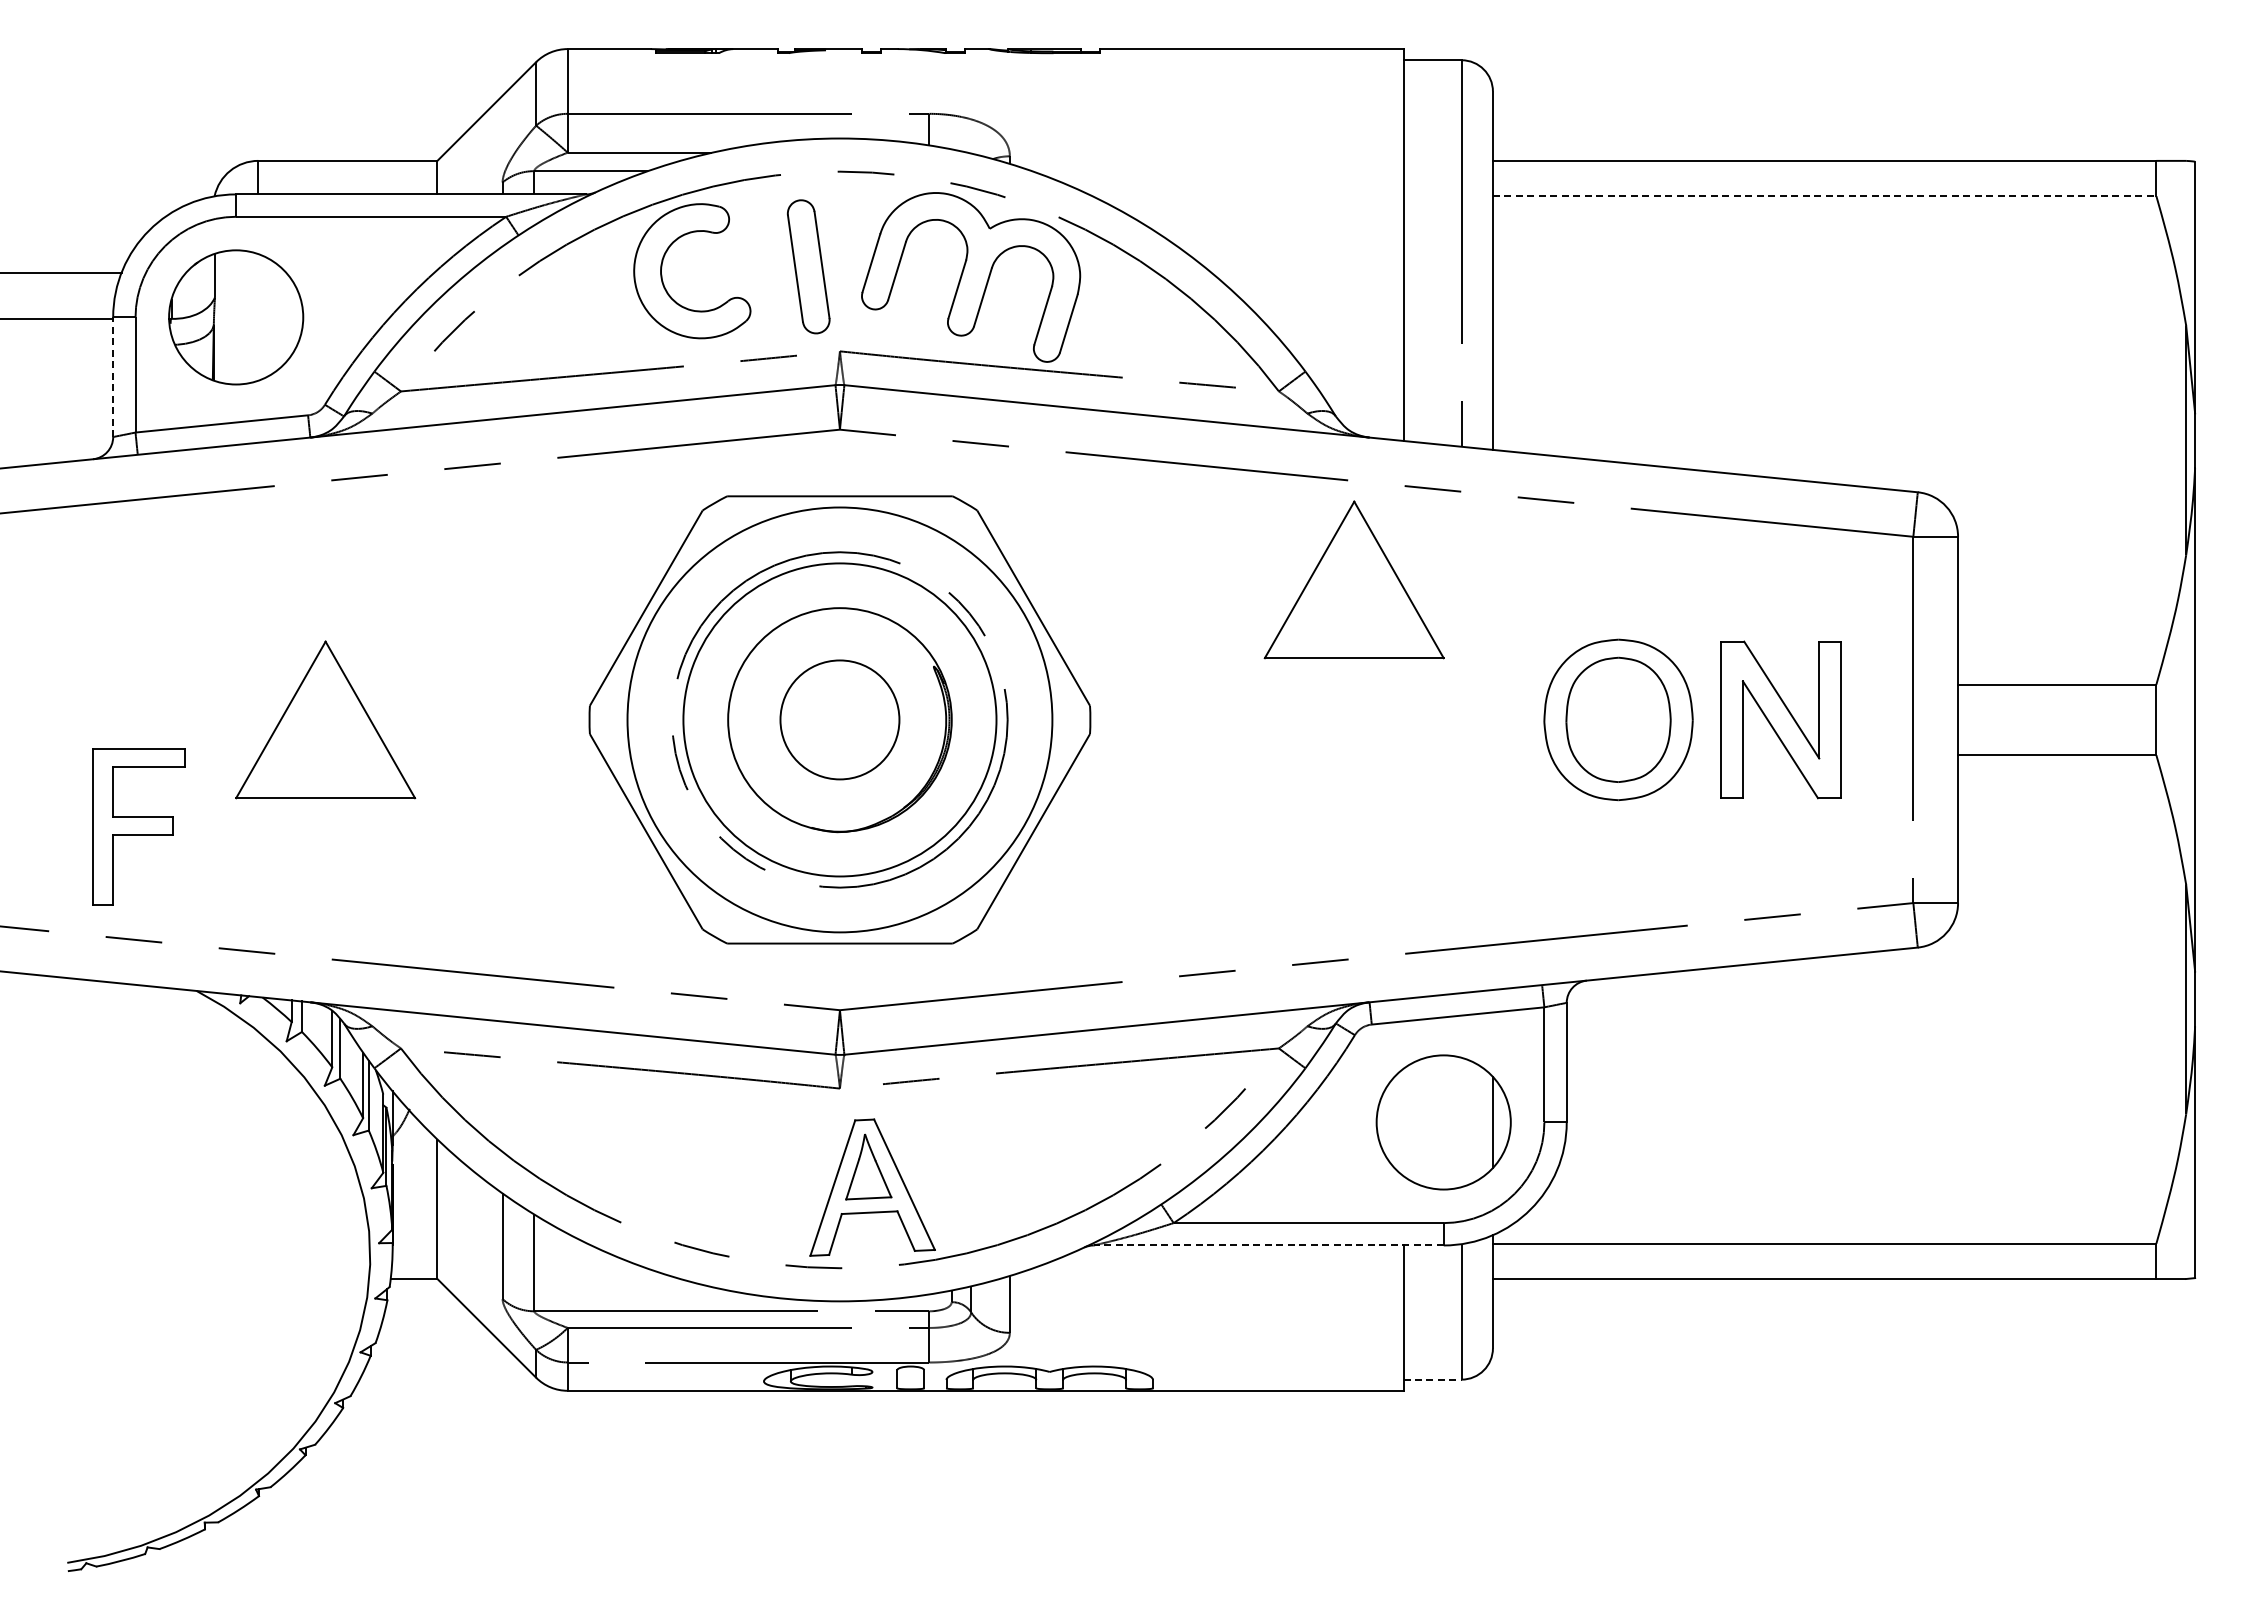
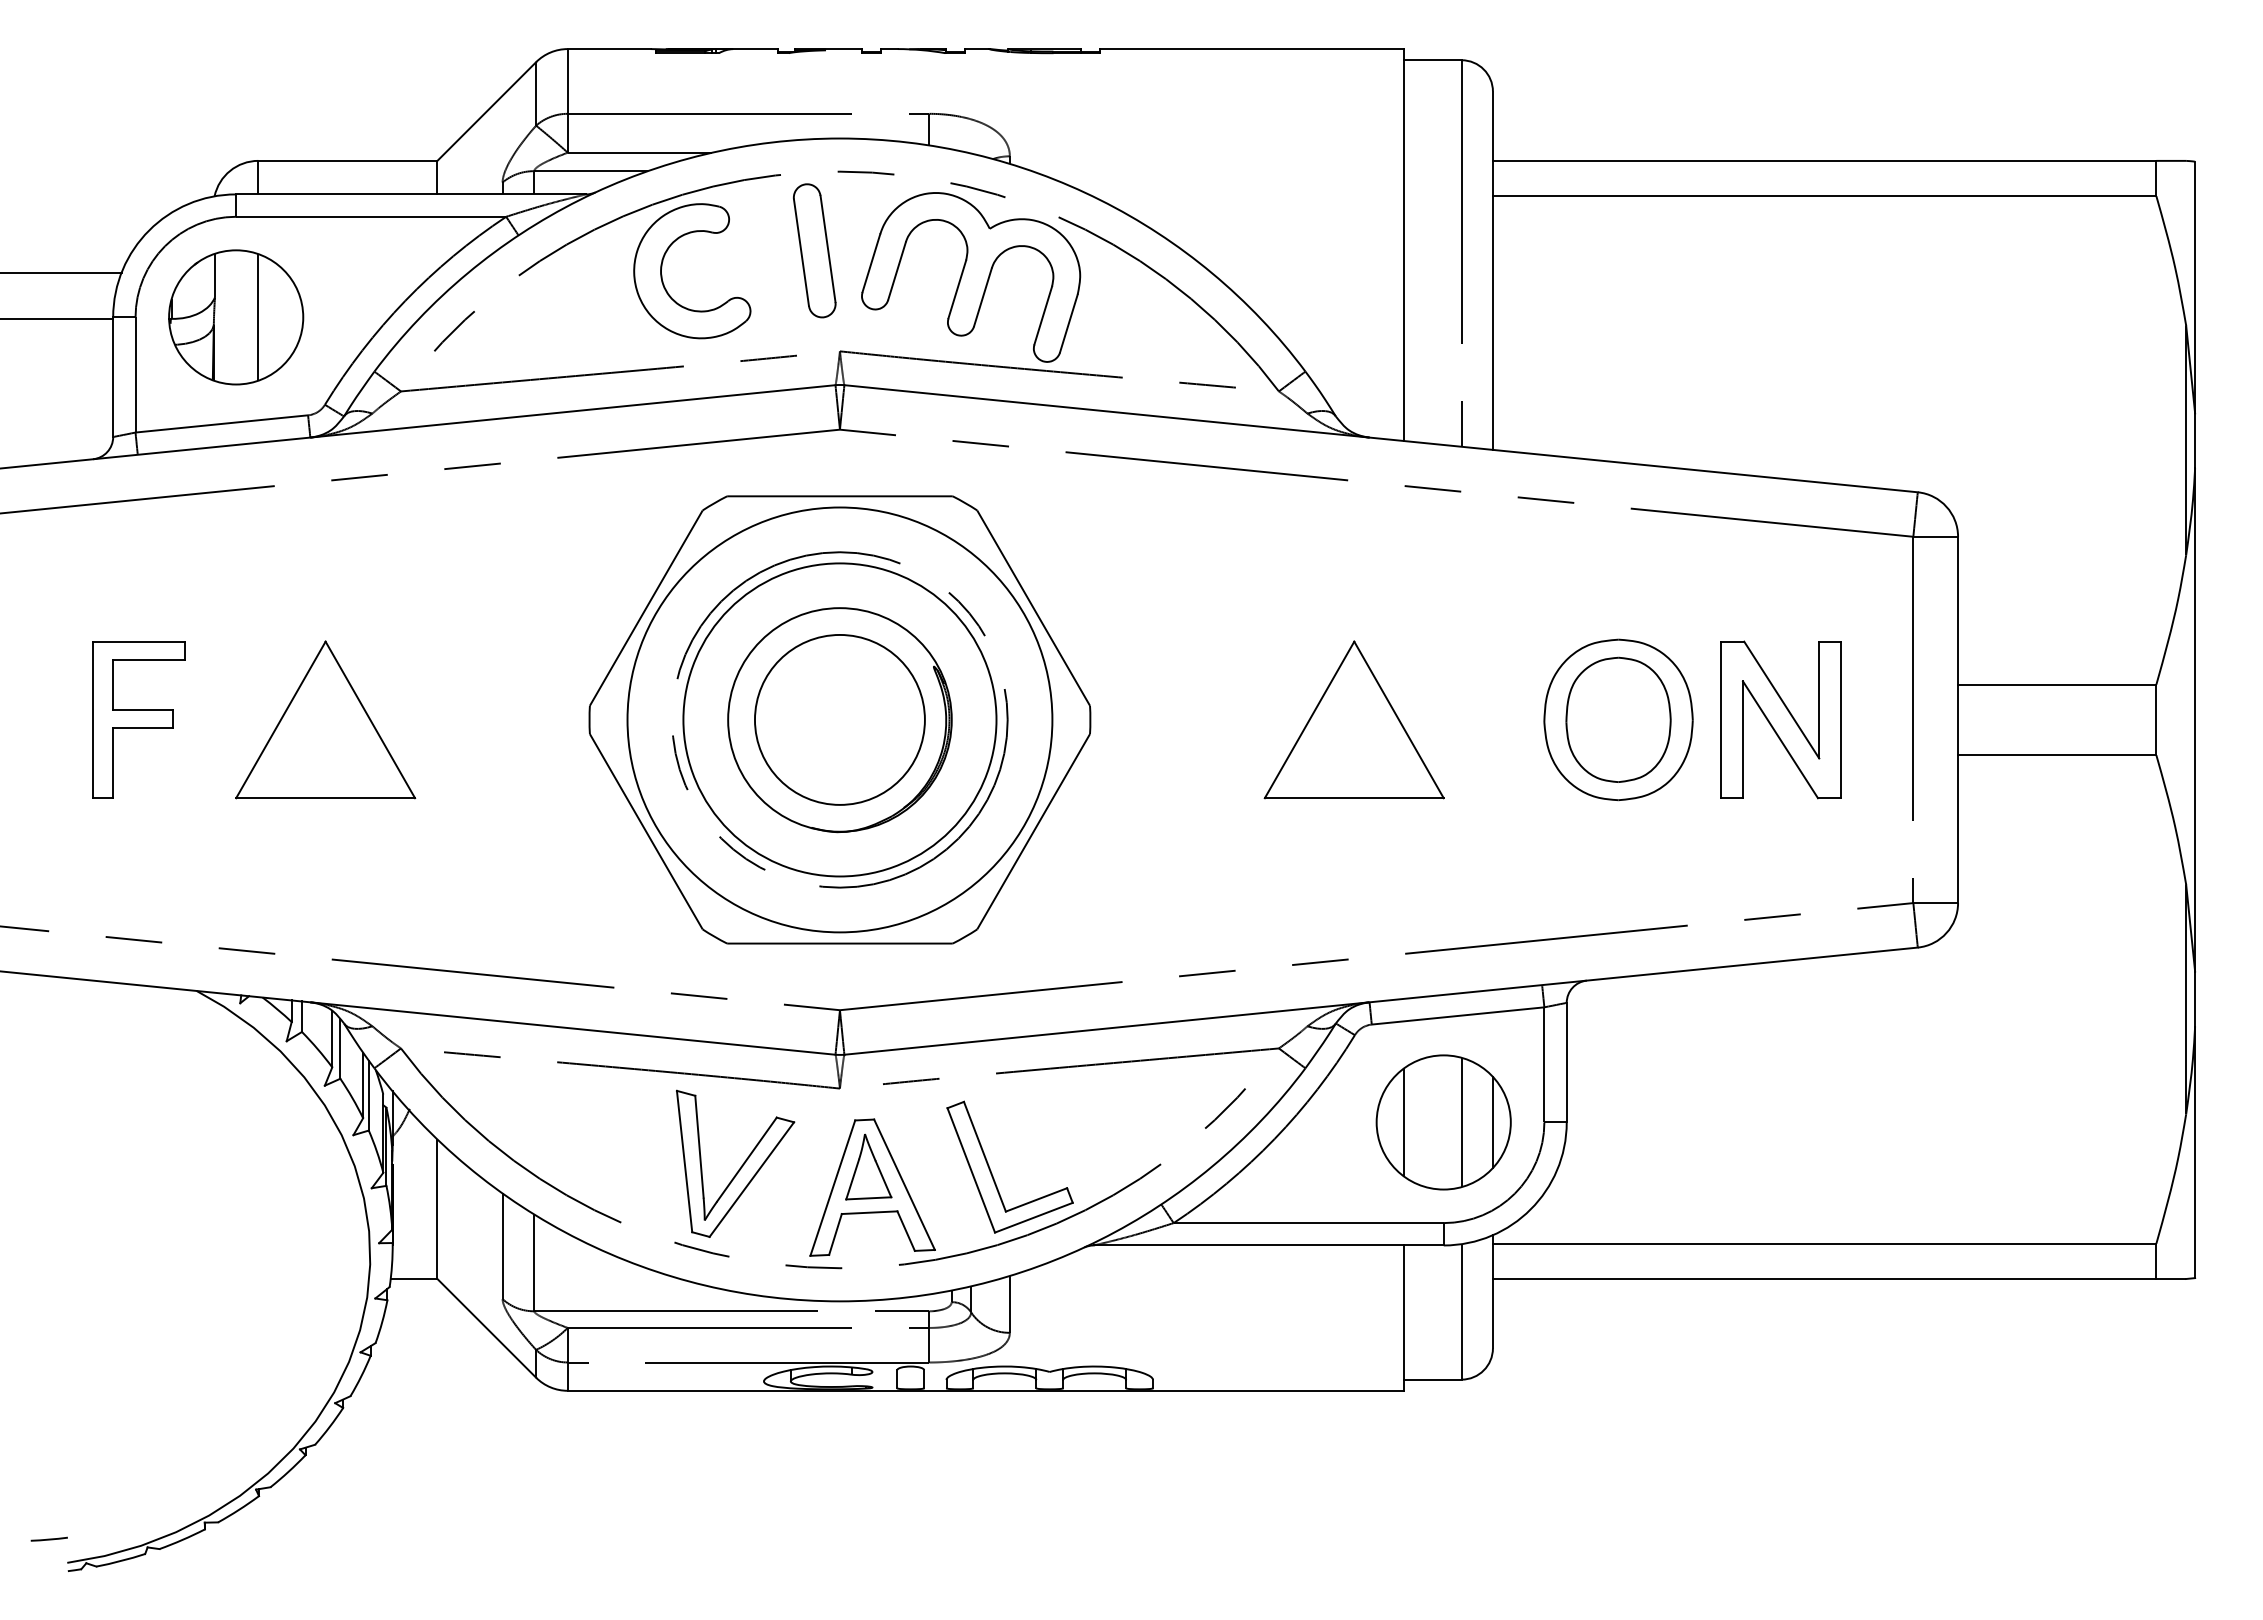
line: dashed -> solid (1824, 196)
part position: (808, 266) -> (814, 250) (814, 250)
line: none -> present (258, 317)
line: dashed -> solid (113, 377)
part position: (1353, 579) -> (1353, 719) (1353, 719)
circle diameter: 119 px -> 170 px (839, 719)
part position: (138, 826) -> (138, 719) (138, 719)
line: none -> present (1403, 1122)
line: none -> present (1461, 1122)
part: none -> present (735, 1163)
part: none -> present (993, 1175)
line: dashed -> solid (1268, 1245)
line: dashed -> solid (1433, 1379)
line: none -> present (48, 1538)
